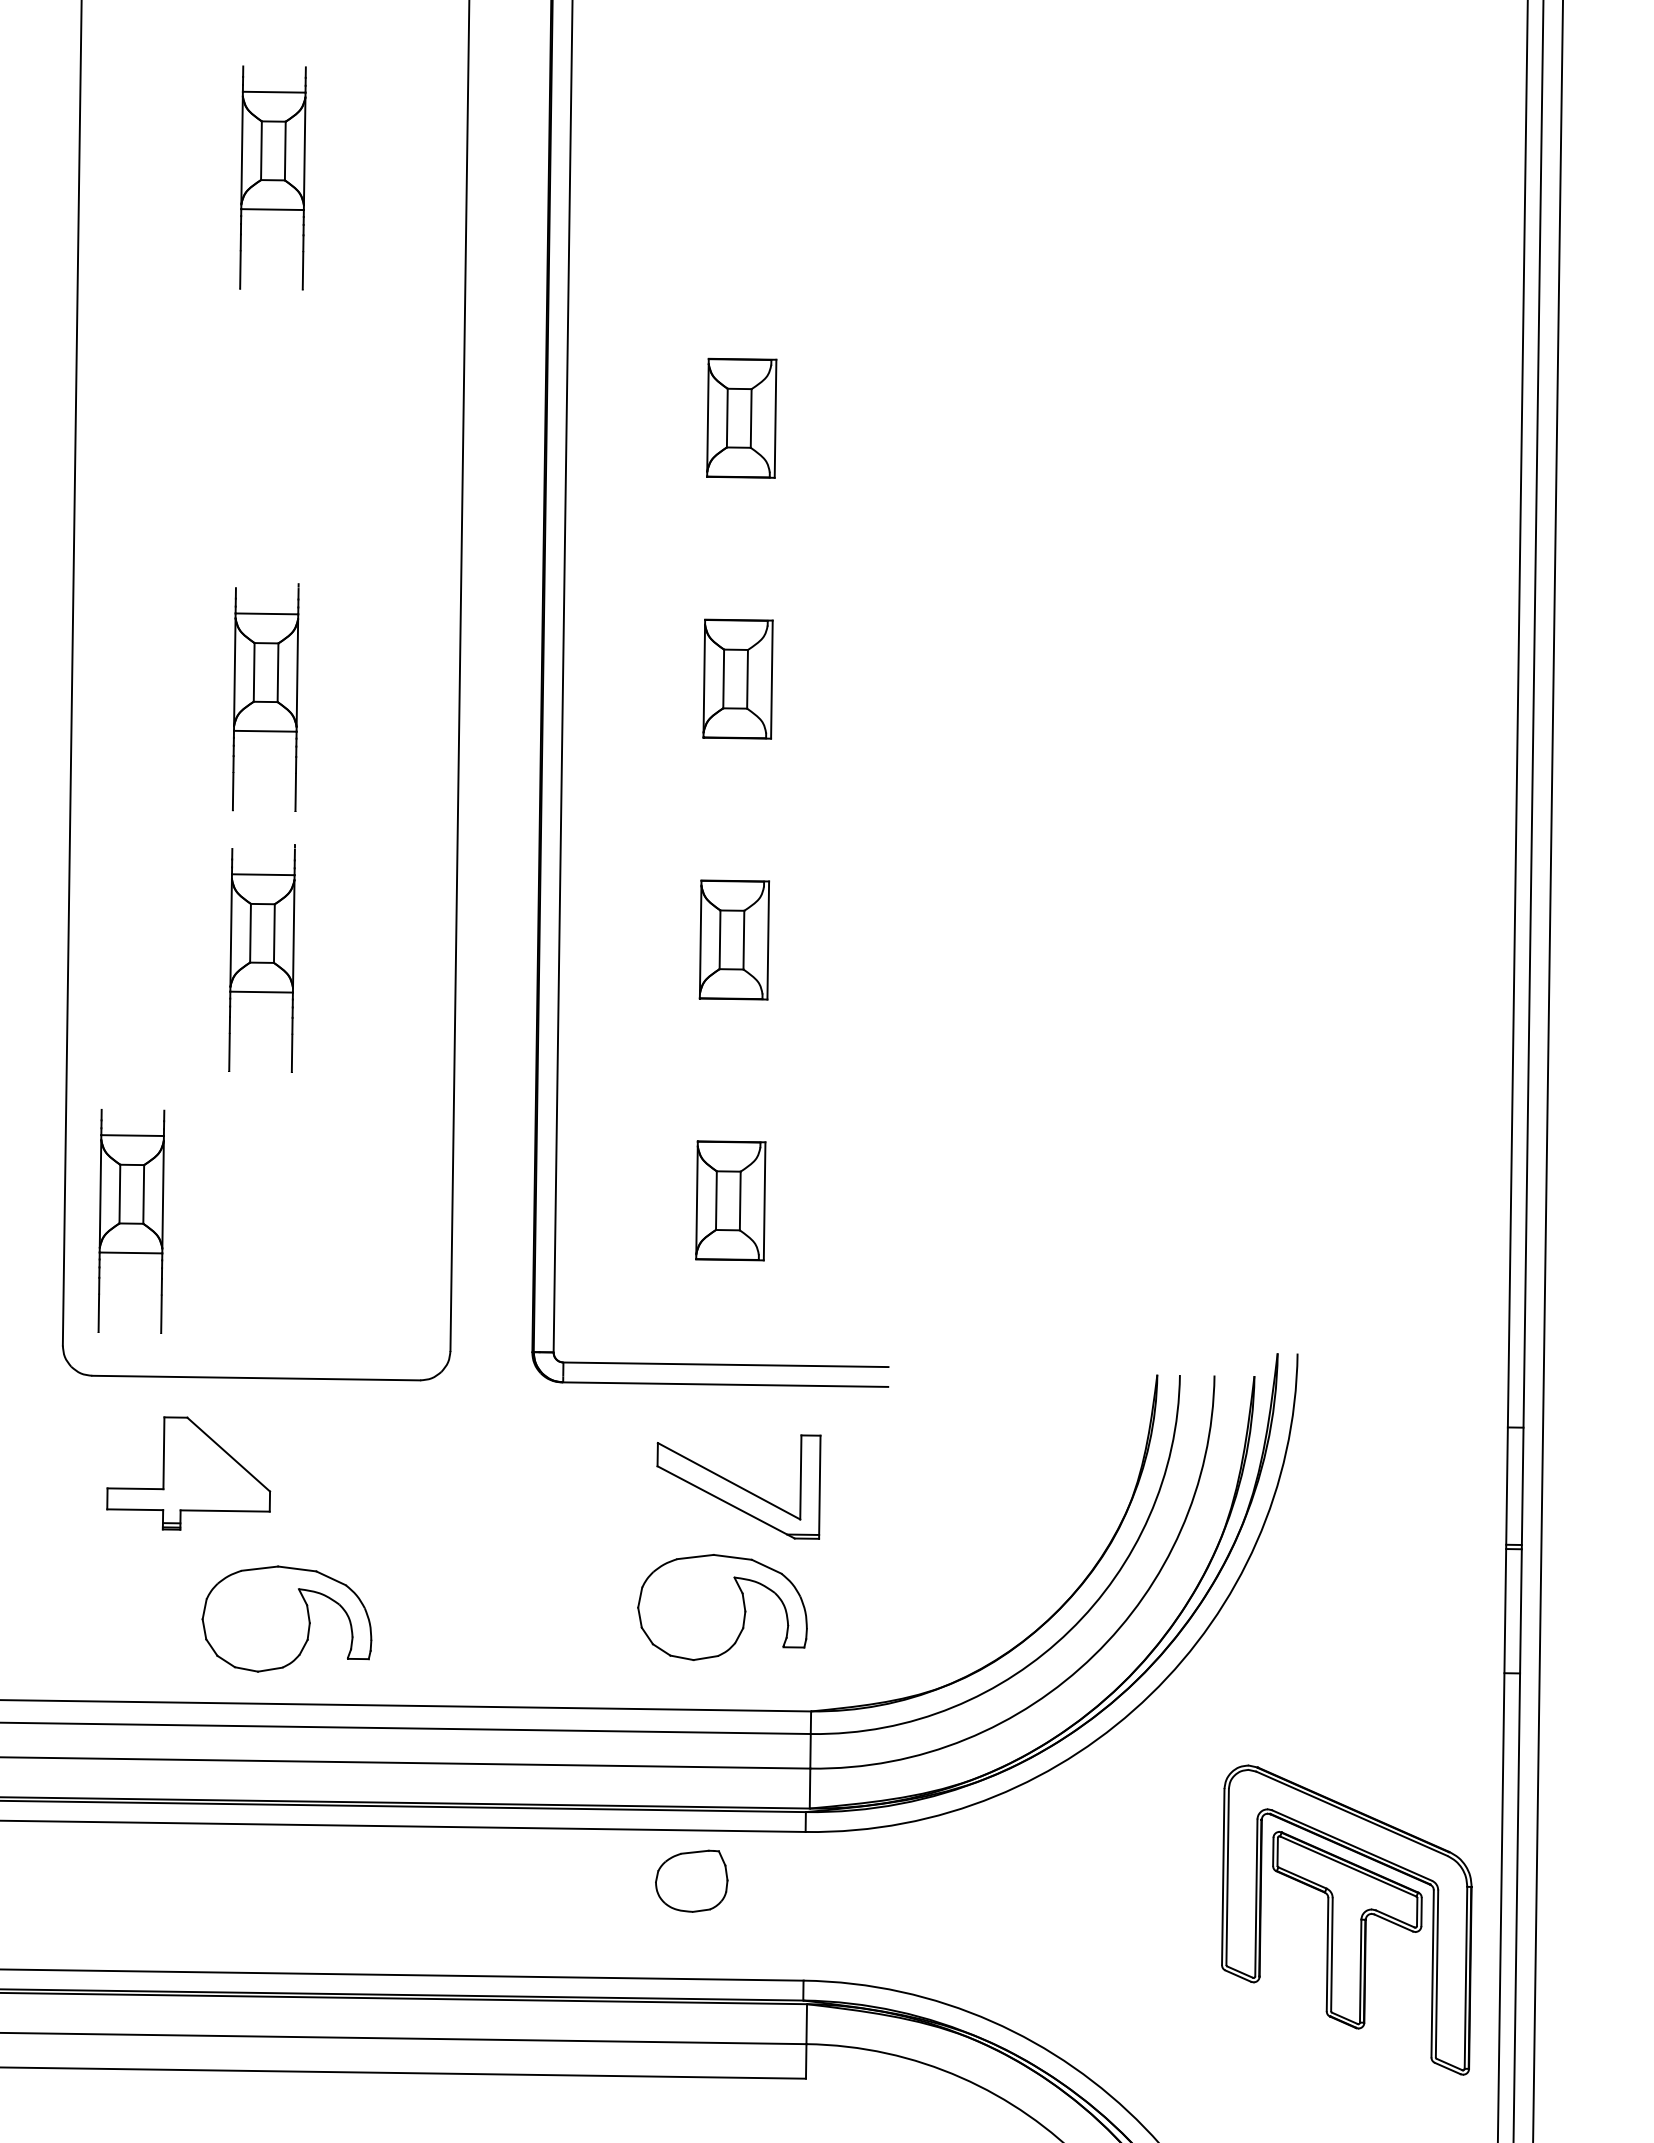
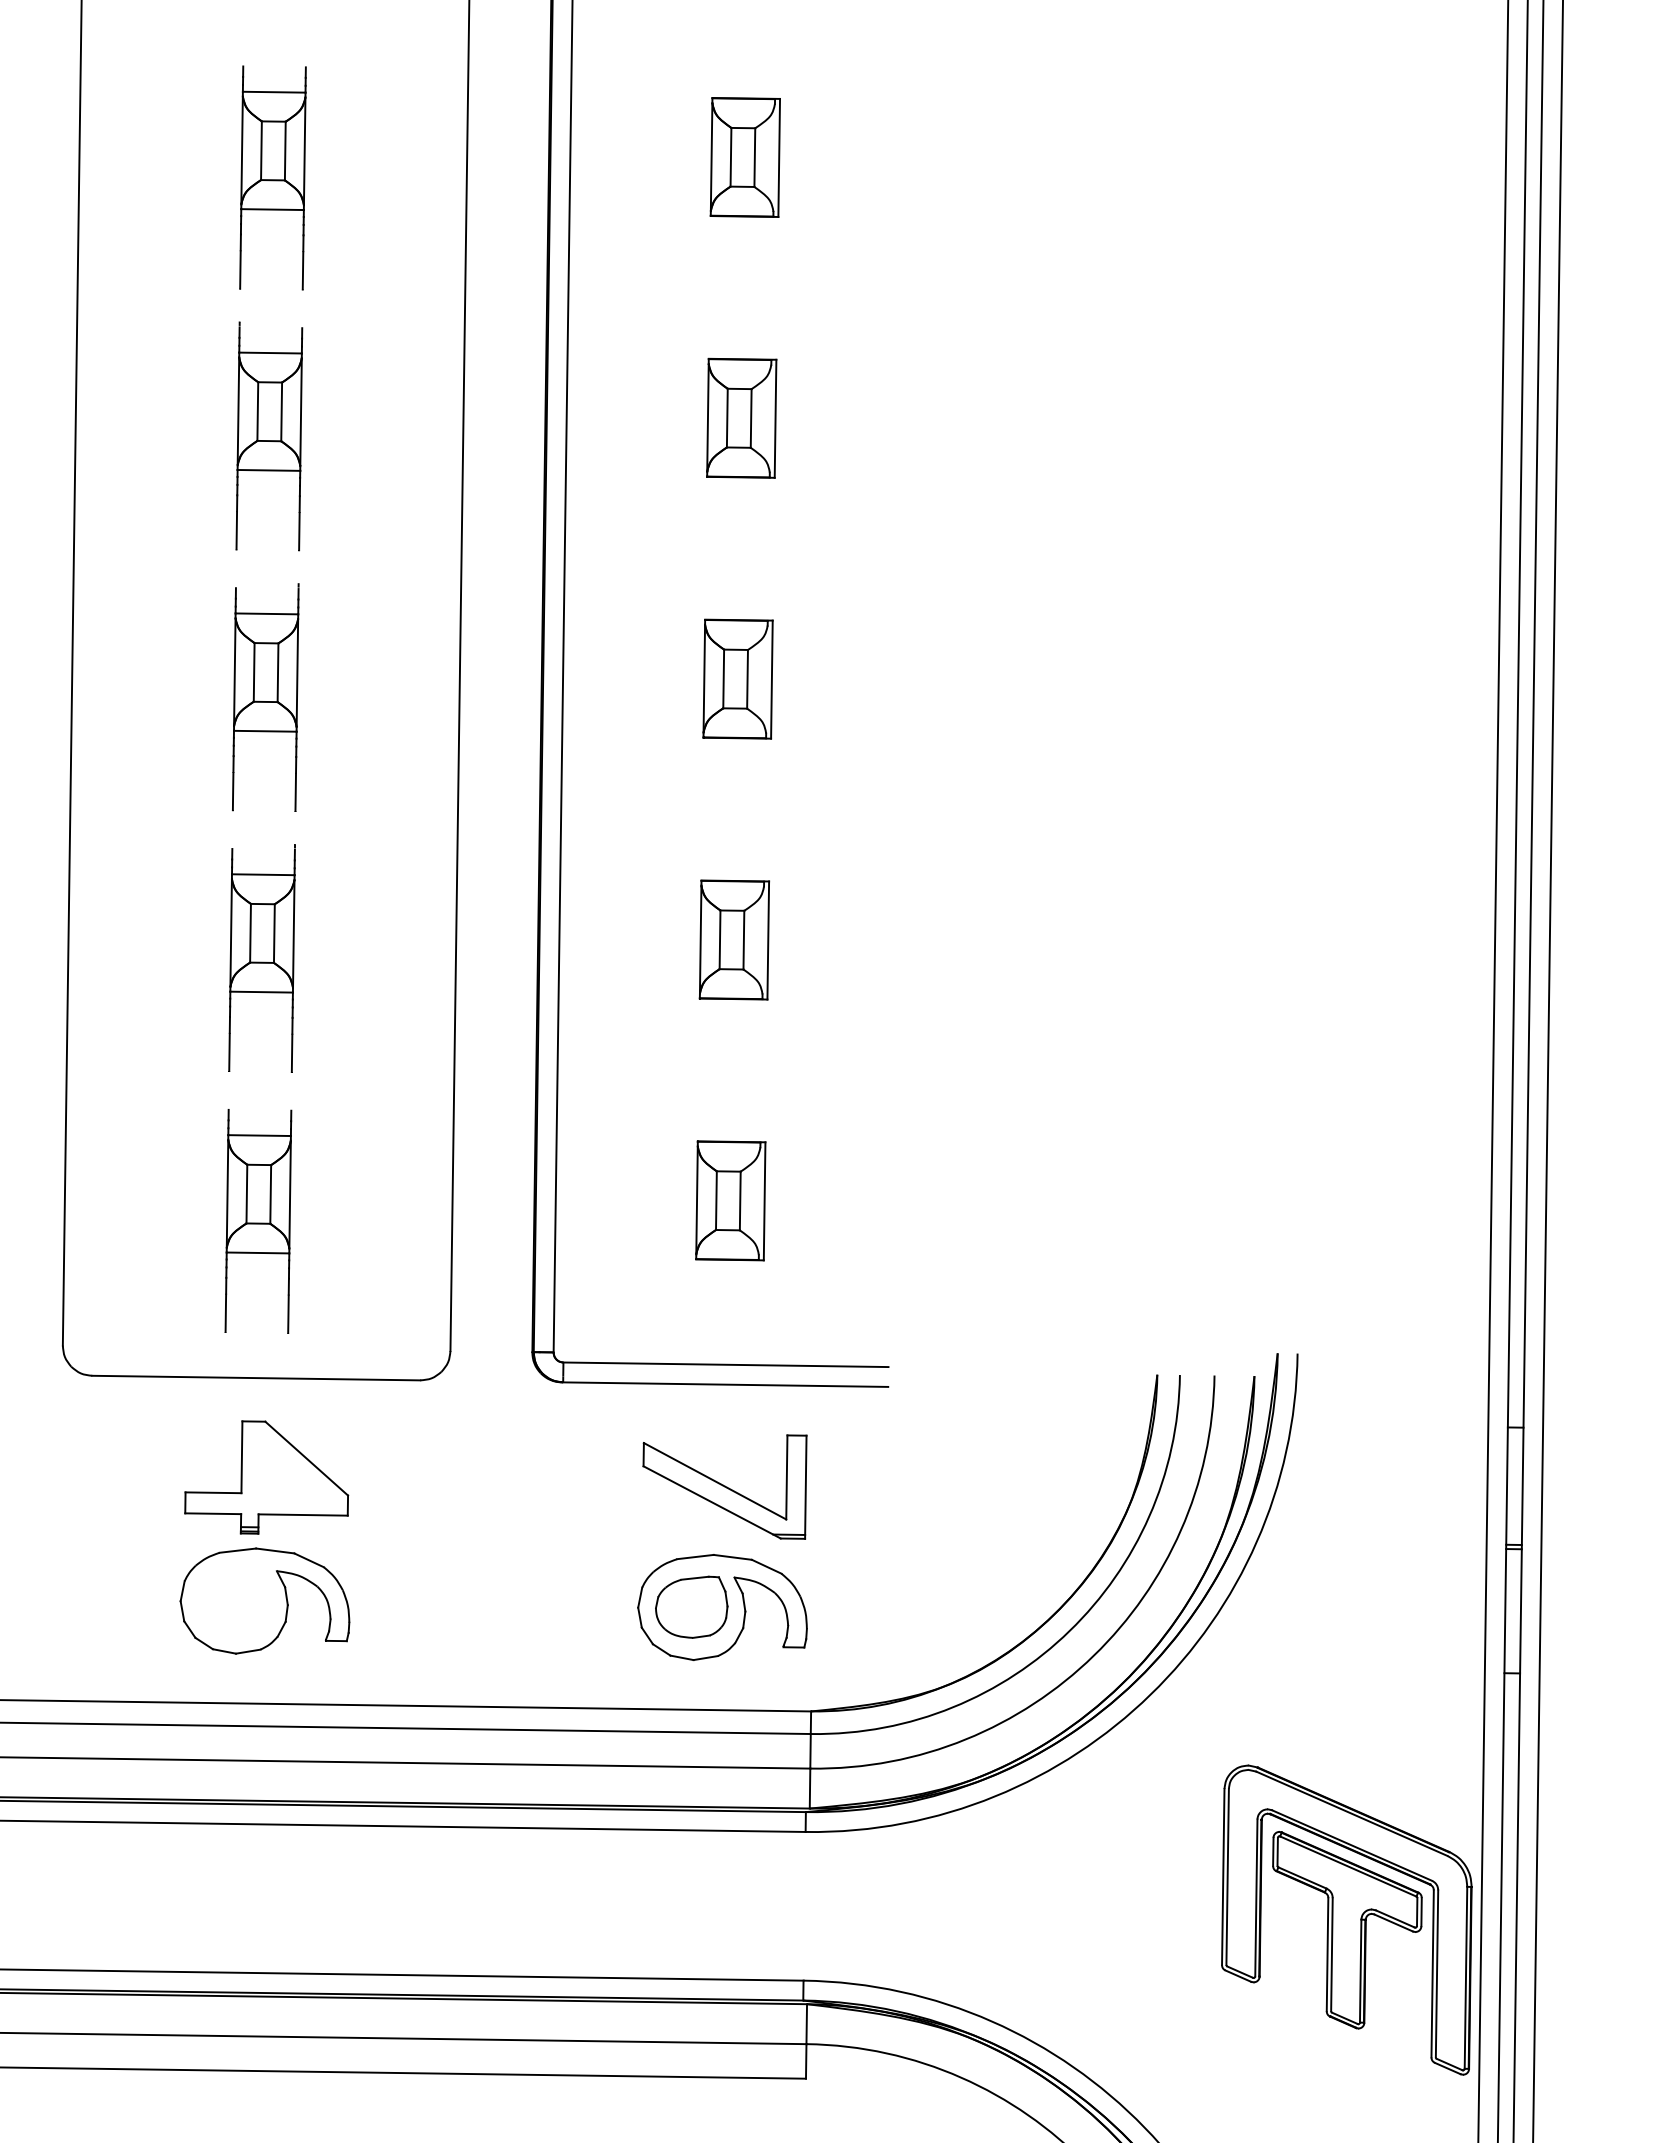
part: none -> present (744, 157)
part: none -> present (269, 436)
line: none -> present (1493, 1070)
part position: (131, 1221) -> (258, 1221) (258, 1221)
part position: (188, 1473) -> (266, 1477) (266, 1477)
part position: (738, 1486) -> (724, 1486) (724, 1486)
part position: (286, 1618) -> (264, 1600) (264, 1600)
part position: (691, 1880) -> (691, 1606) (691, 1606)
